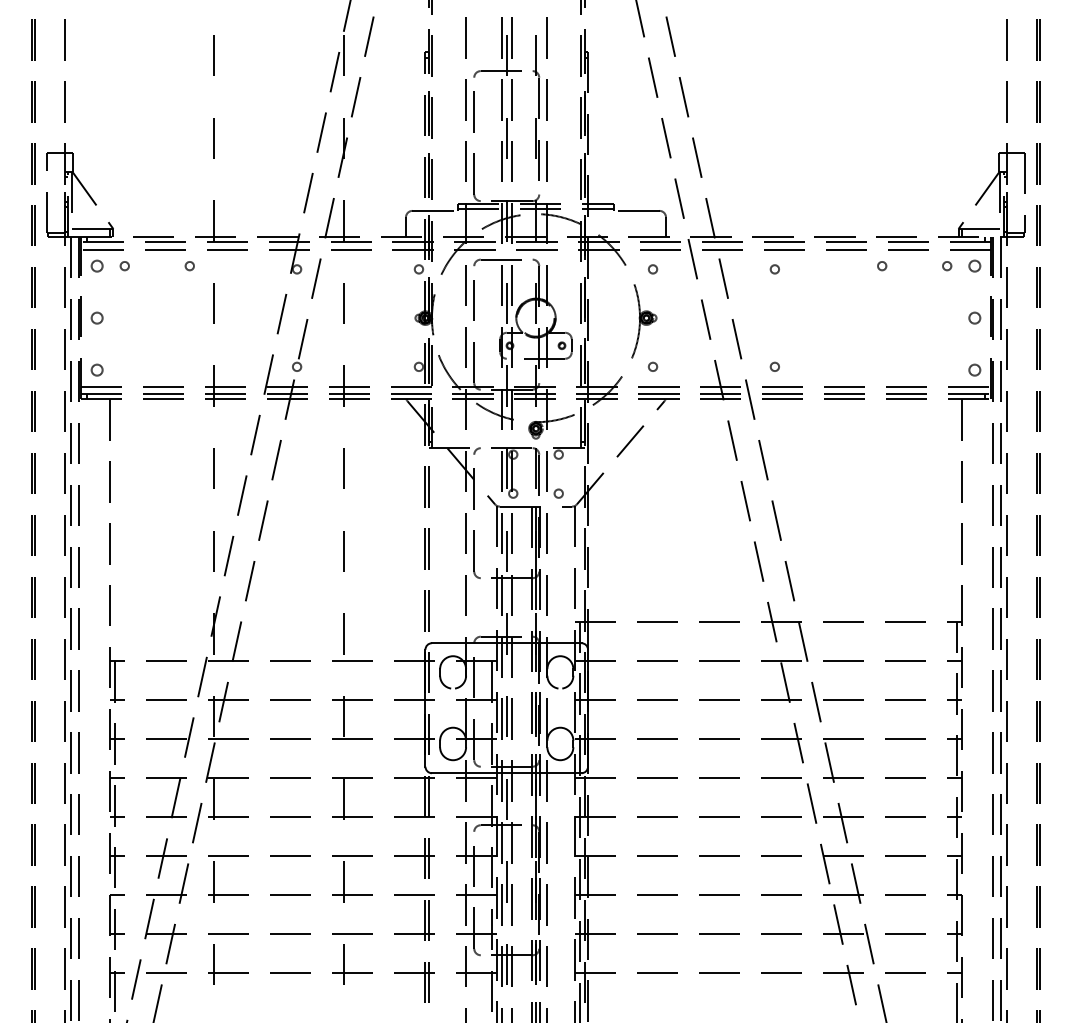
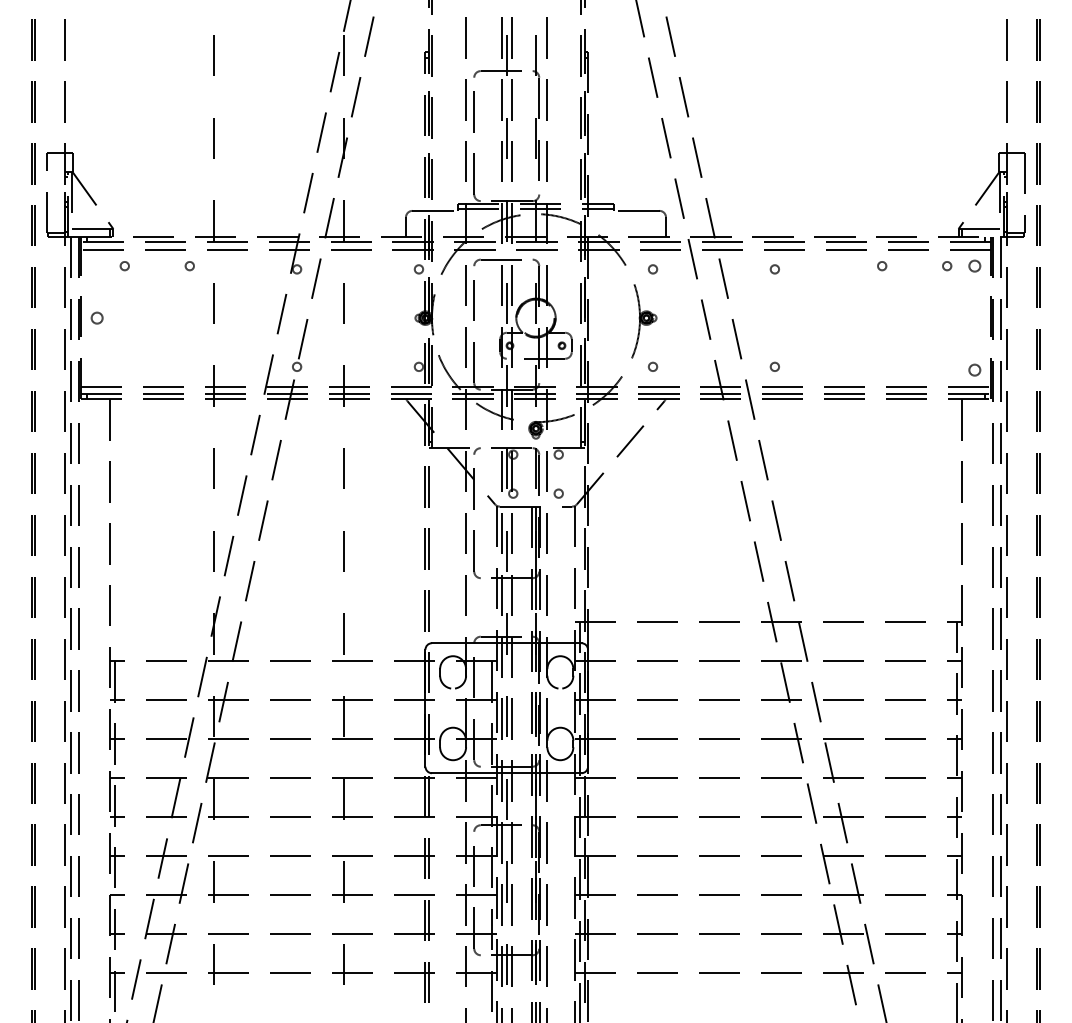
circle: present -> none (96, 265)
circle: present -> none (974, 317)
circle: present -> none (96, 369)
